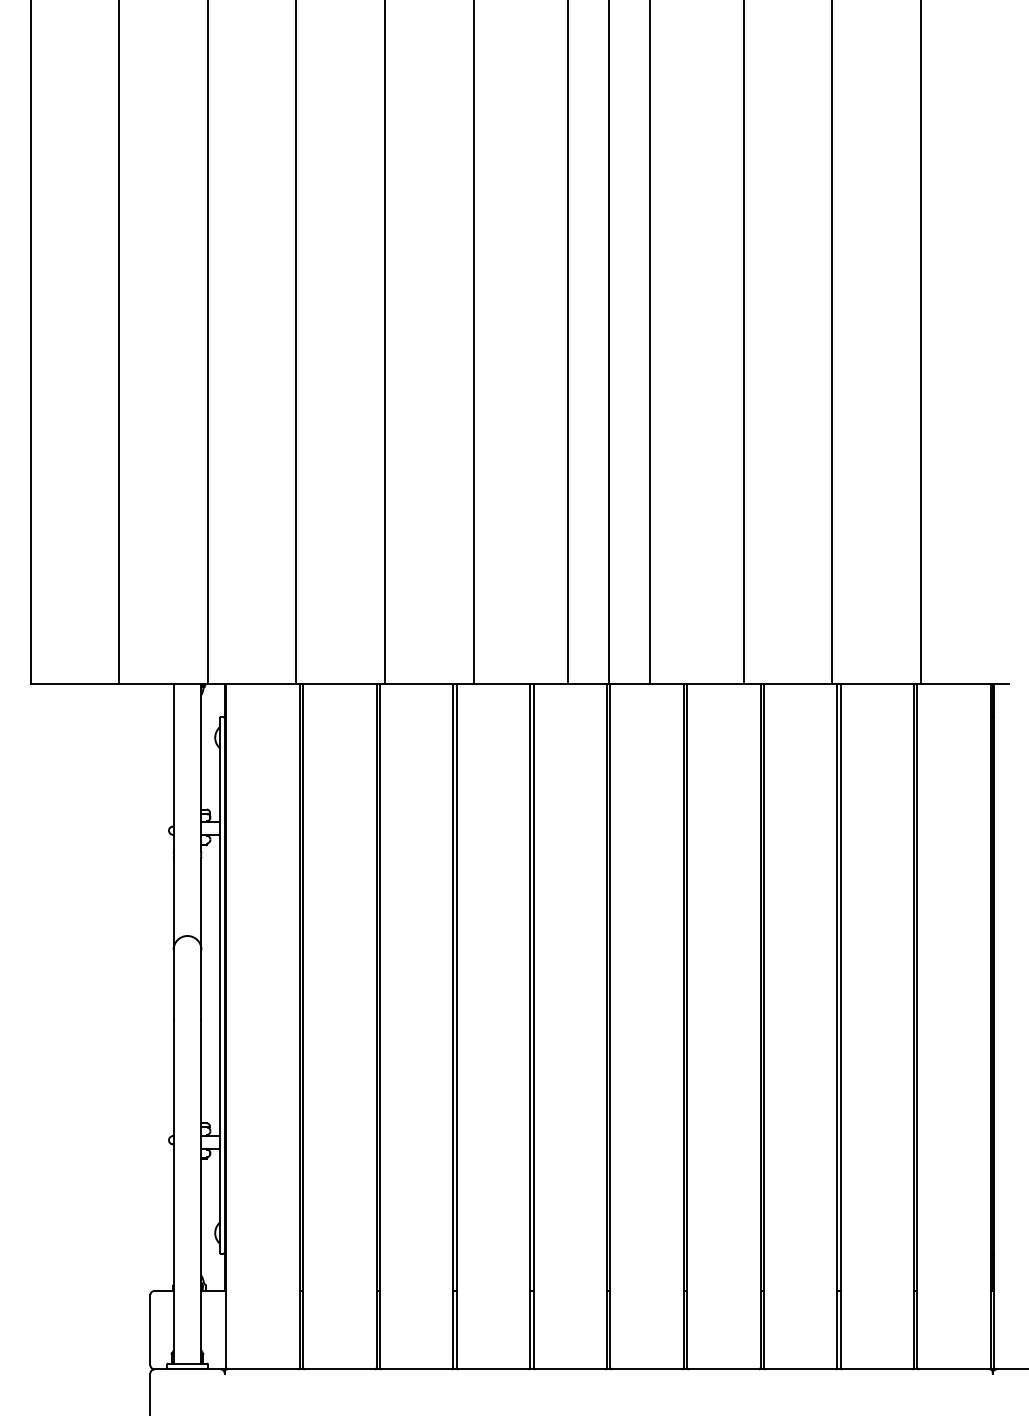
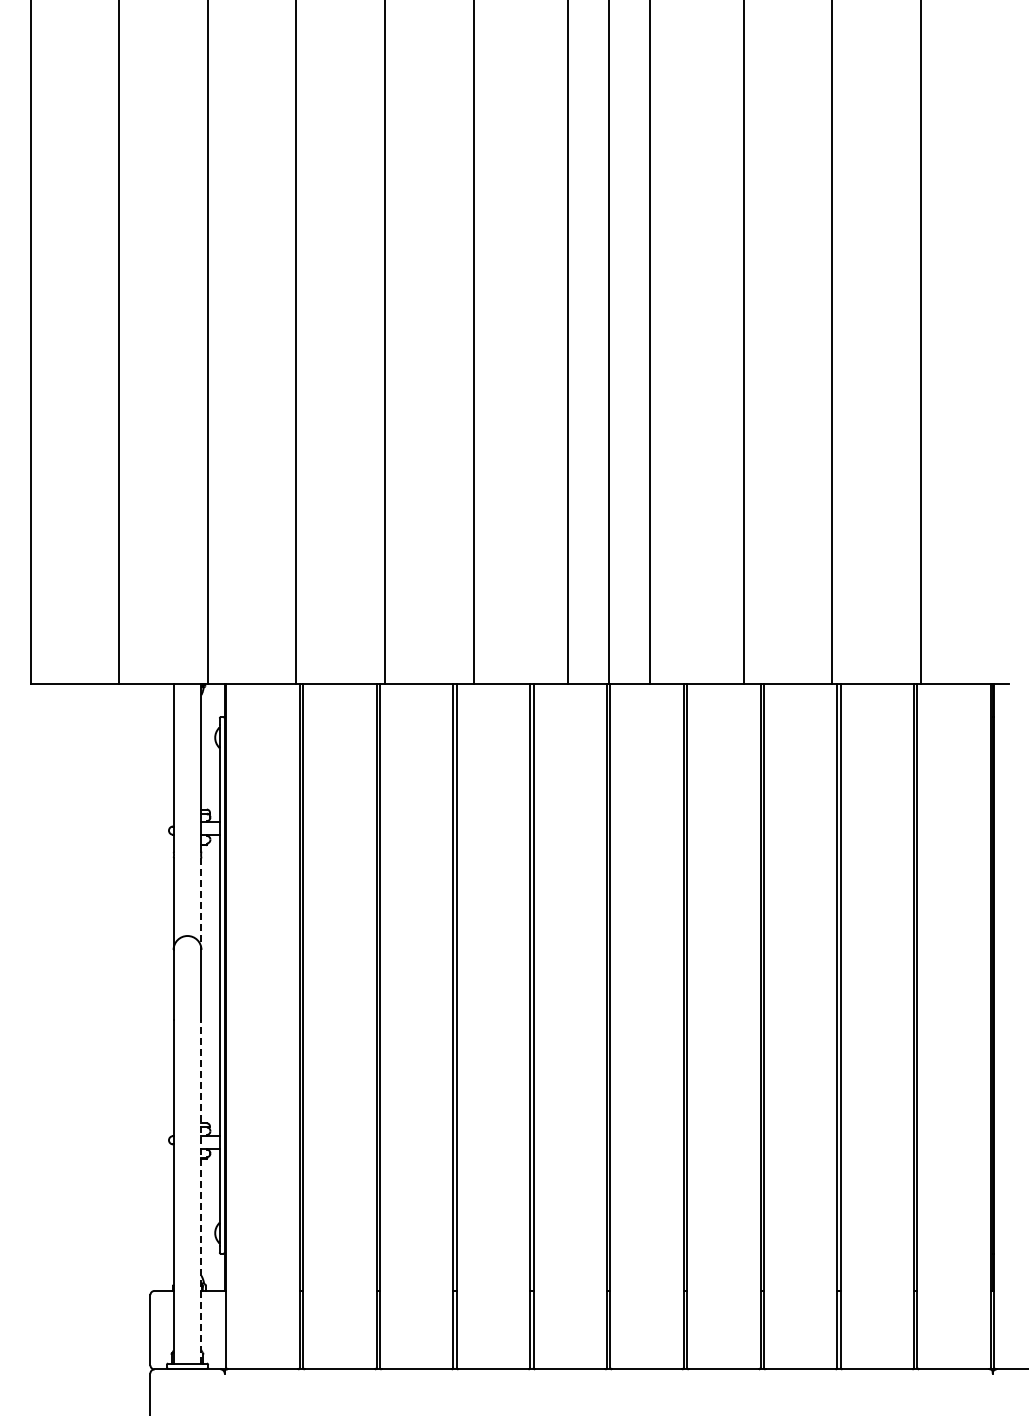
line: solid -> dashed (201, 904)
line: solid -> dashed (201, 1191)
